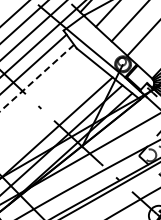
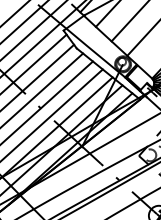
line: dashed -> solid (36, 78)
line: none -> present (42, 89)
line: none -> present (47, 102)
line: none -> present (52, 114)
